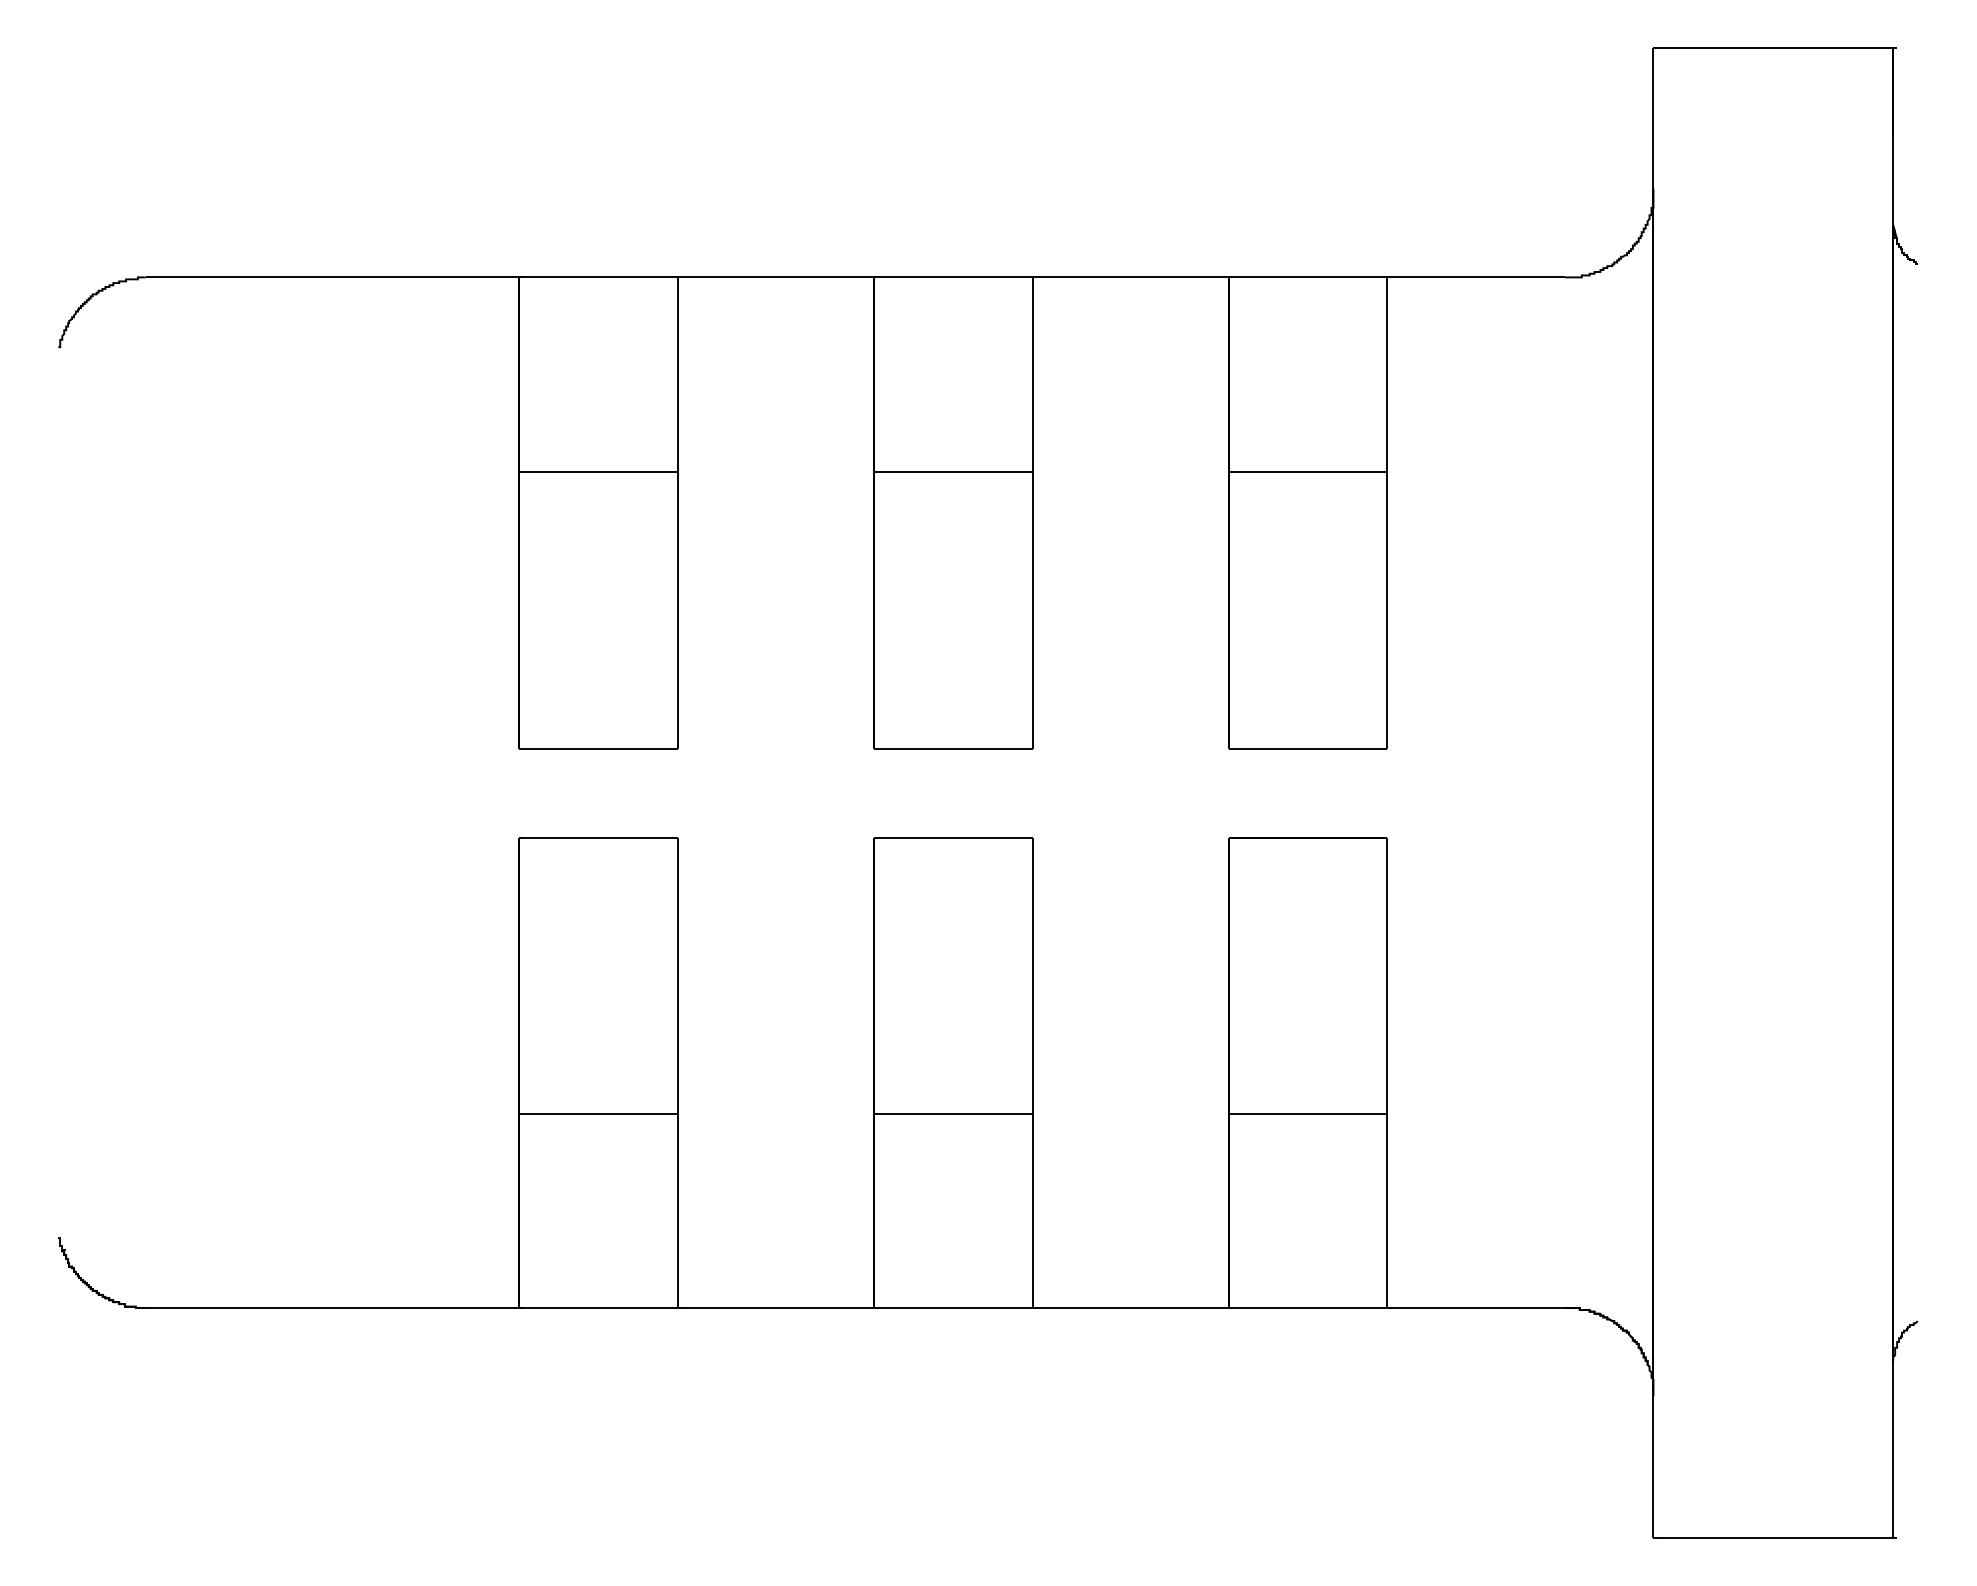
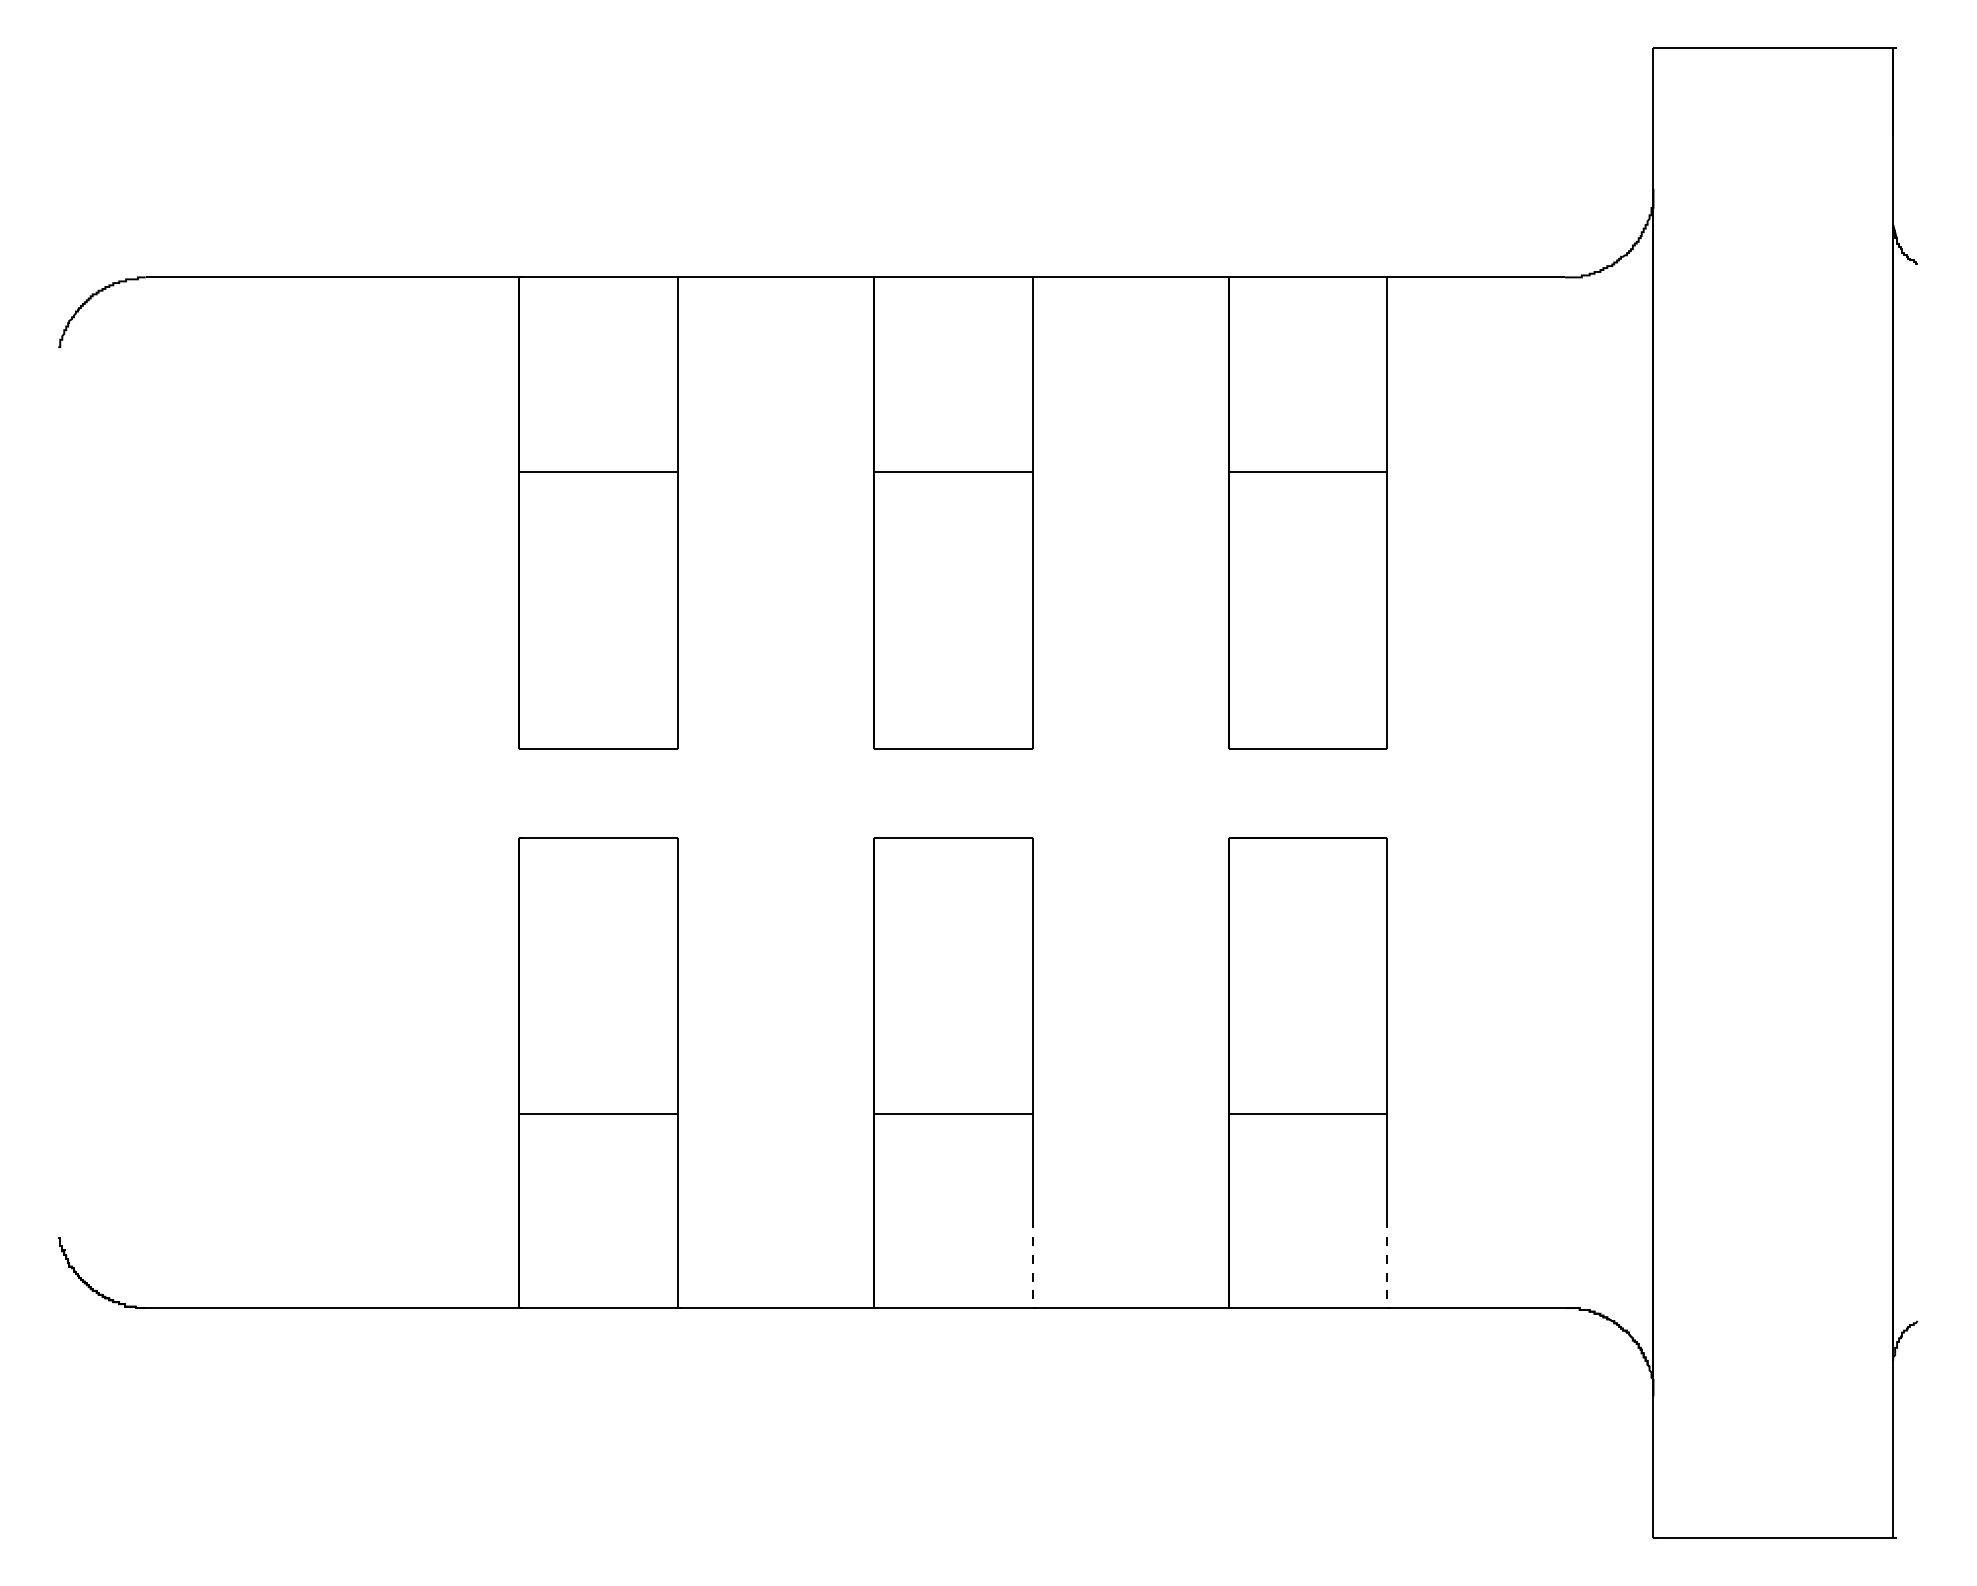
line: solid -> dashed (1032, 1264)
line: solid -> dashed (1387, 1264)
